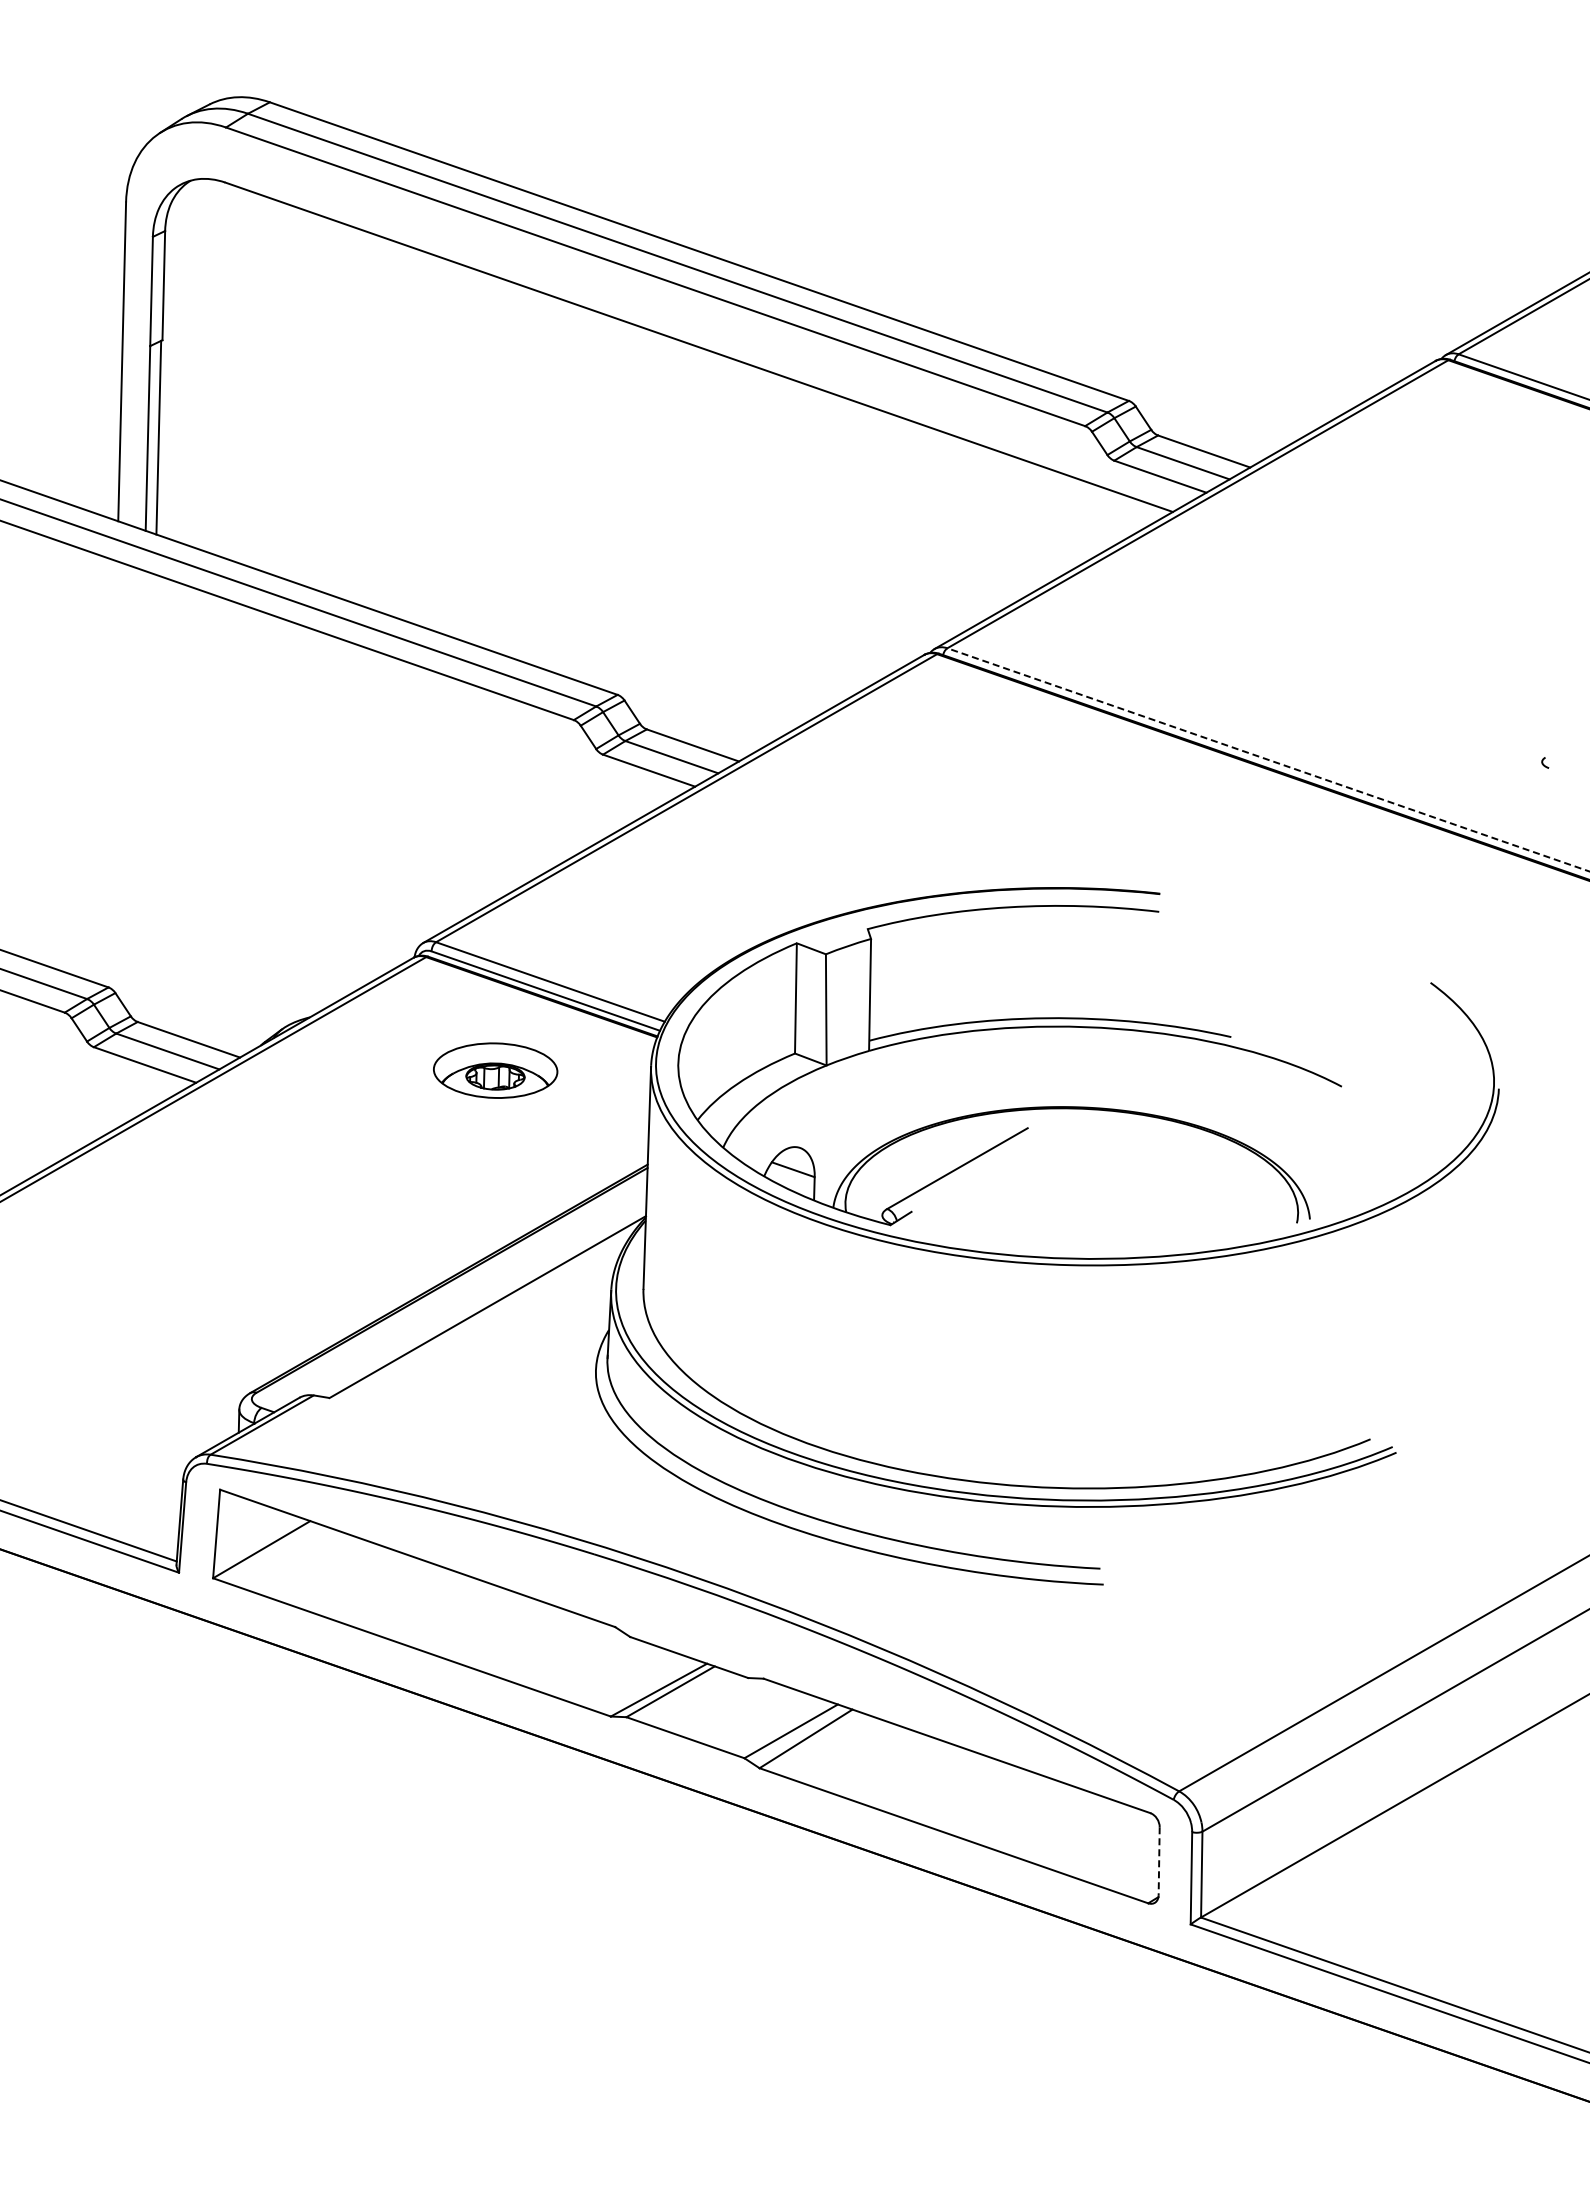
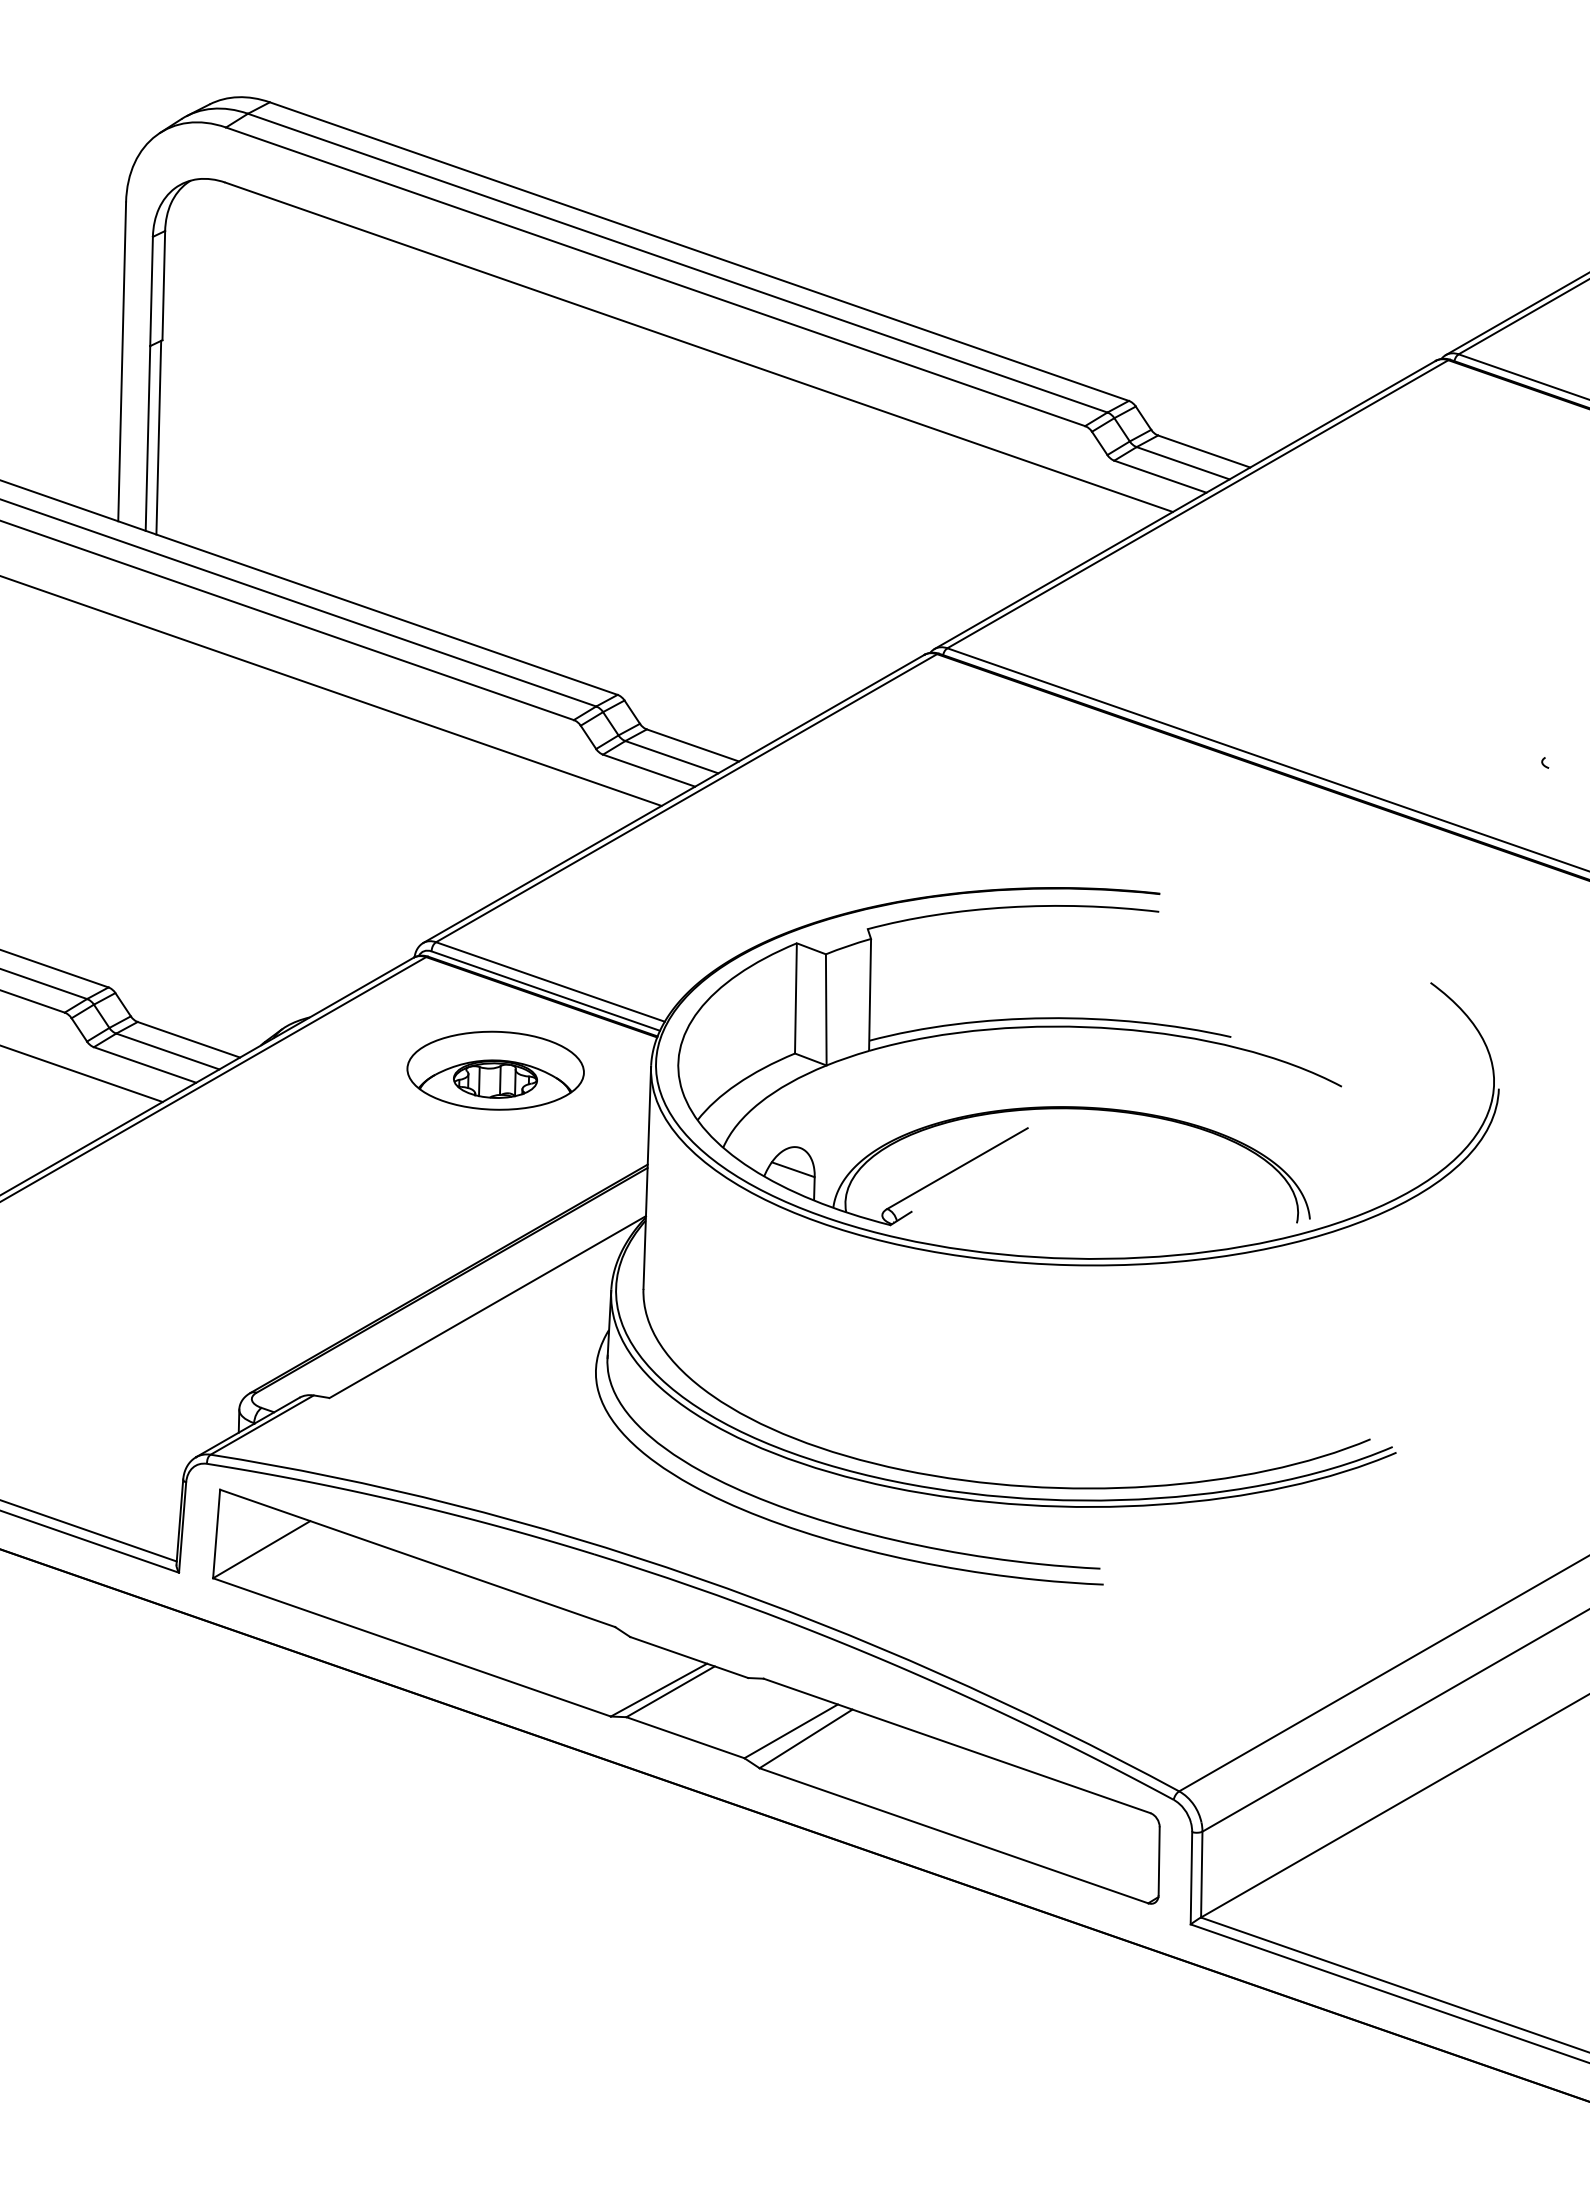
line: none -> present (331, 690)
line: dashed -> solid (1268, 759)
part size: 126x57 px -> 179x81 px (495, 1070)
line: none -> present (82, 1074)
line: dashed -> solid (1159, 1861)
